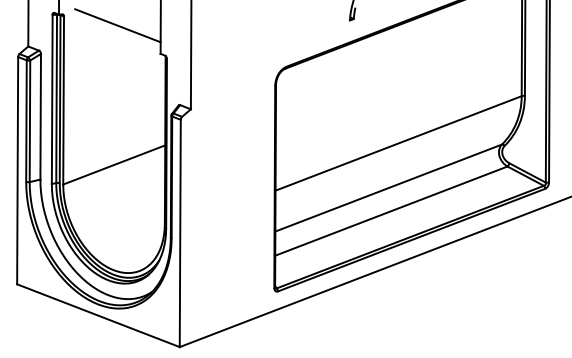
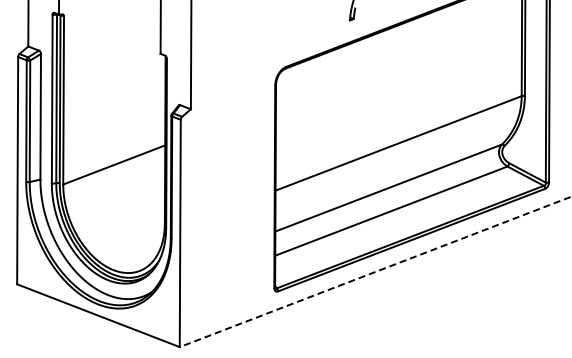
line: present -> none (117, 25)
line: solid -> dashed (375, 271)
